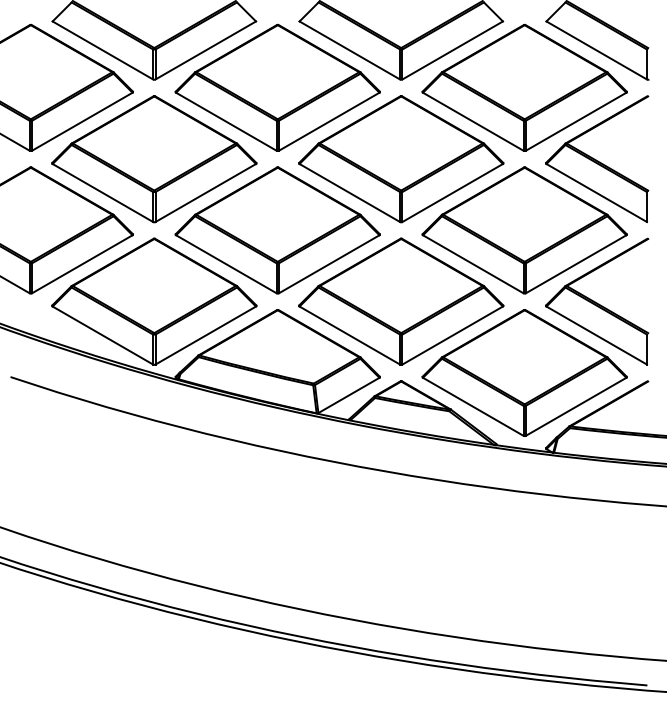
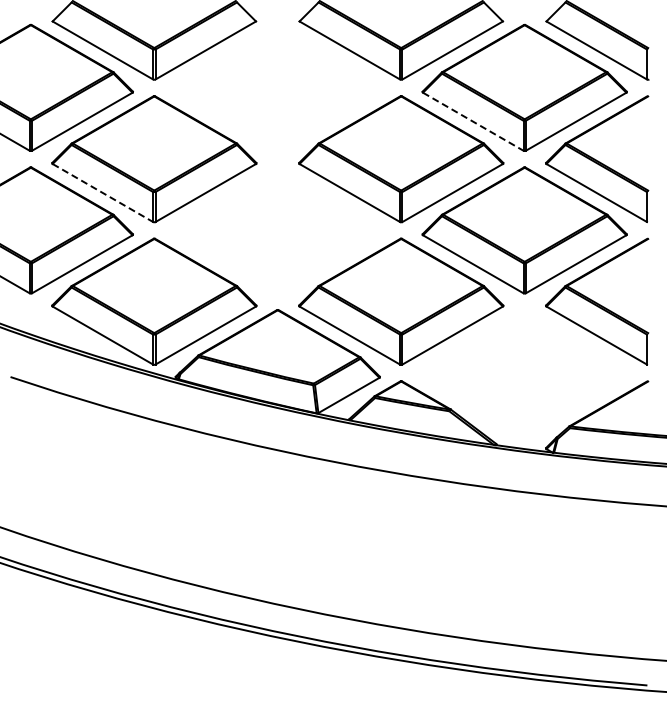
part: present -> none (277, 87)
line: solid -> dashed (473, 122)
line: solid -> dashed (103, 193)
part: present -> none (277, 230)
part: present -> none (524, 372)
